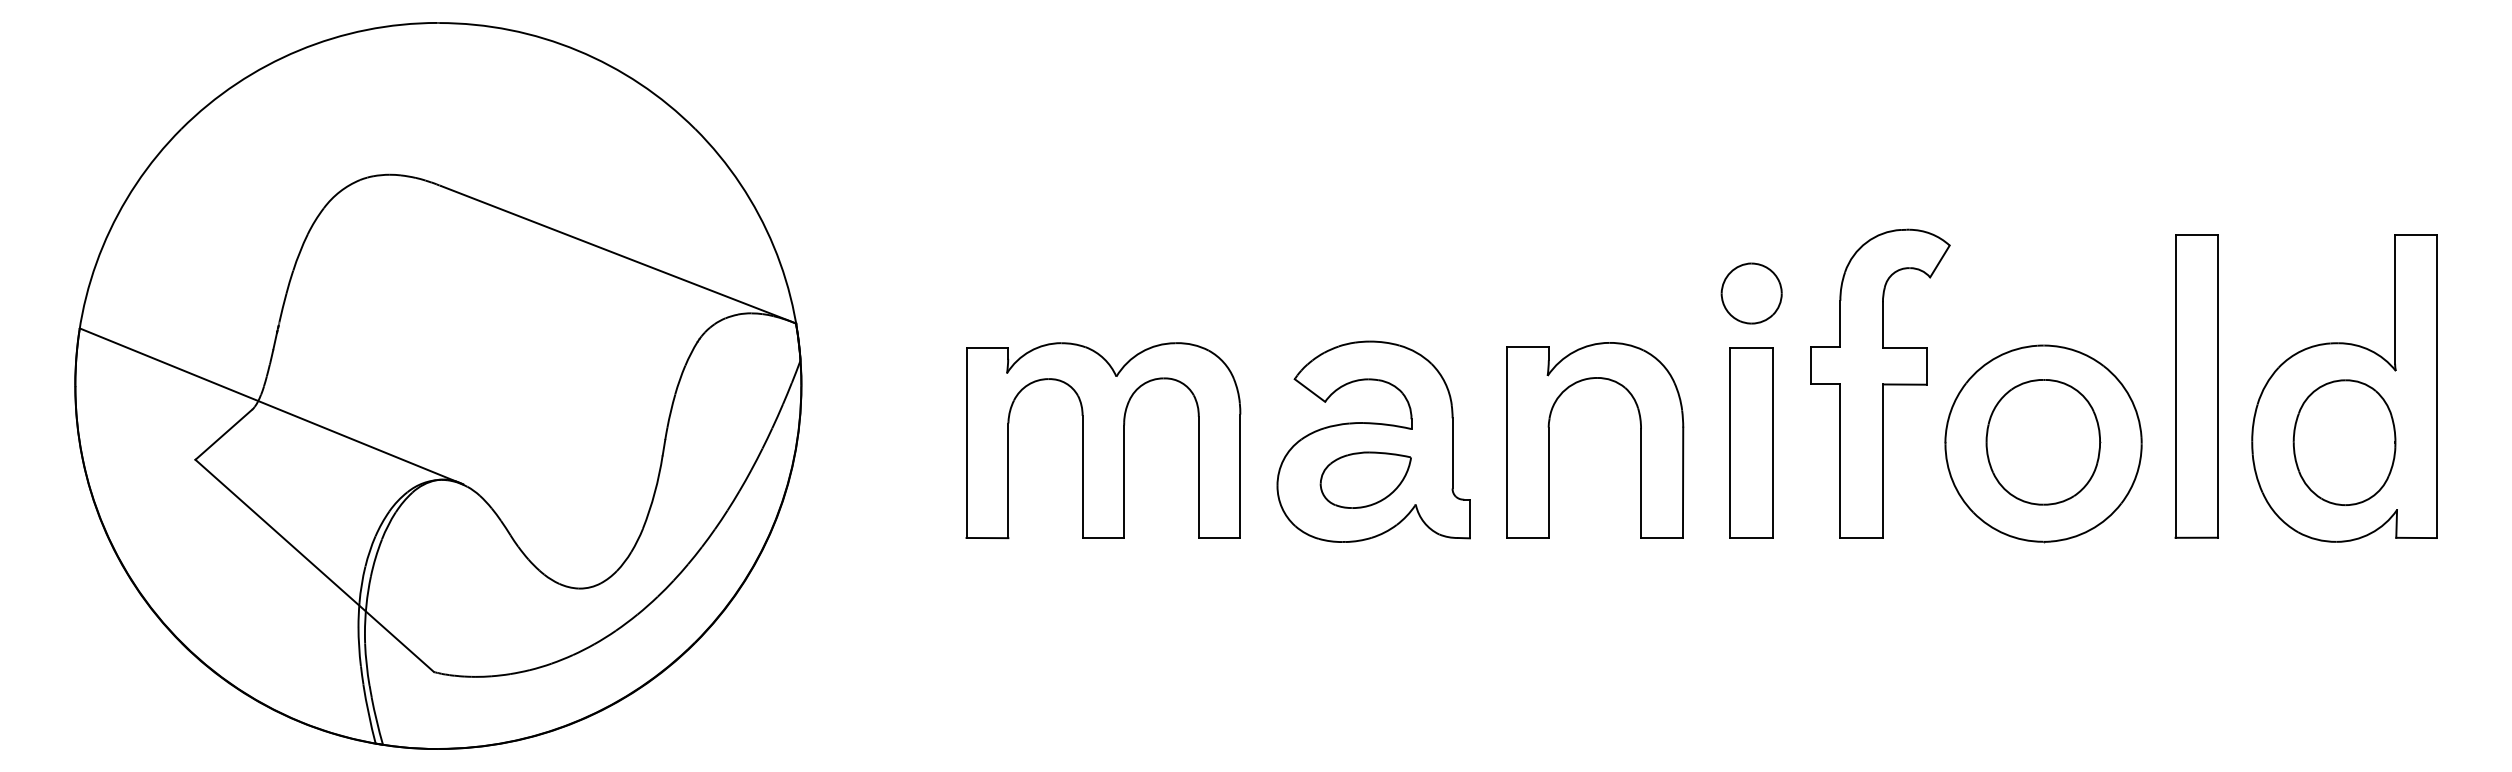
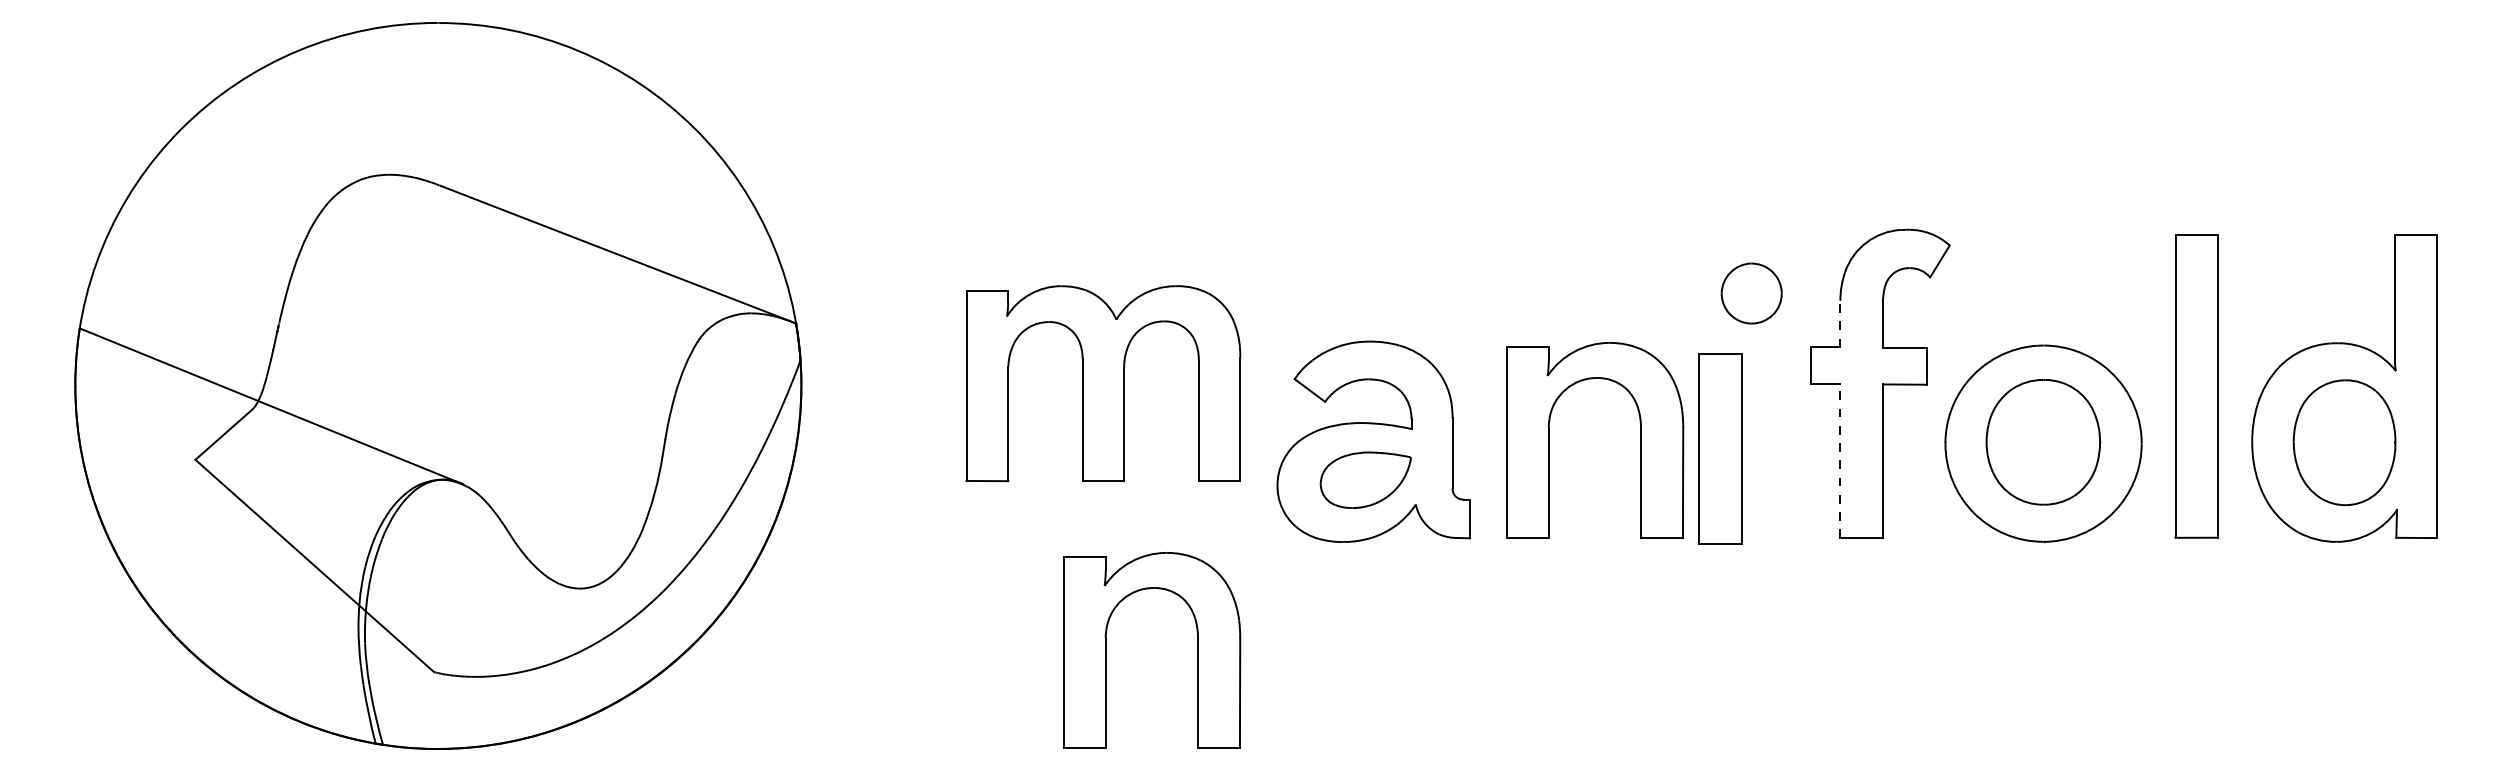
line: solid -> dashed (1840, 323)
part position: (1103, 440) -> (1103, 383) (1103, 383)
part position: (1751, 442) -> (1720, 448) (1720, 448)
line: solid -> dashed (1840, 461)
part: none -> present (1197, 650)
